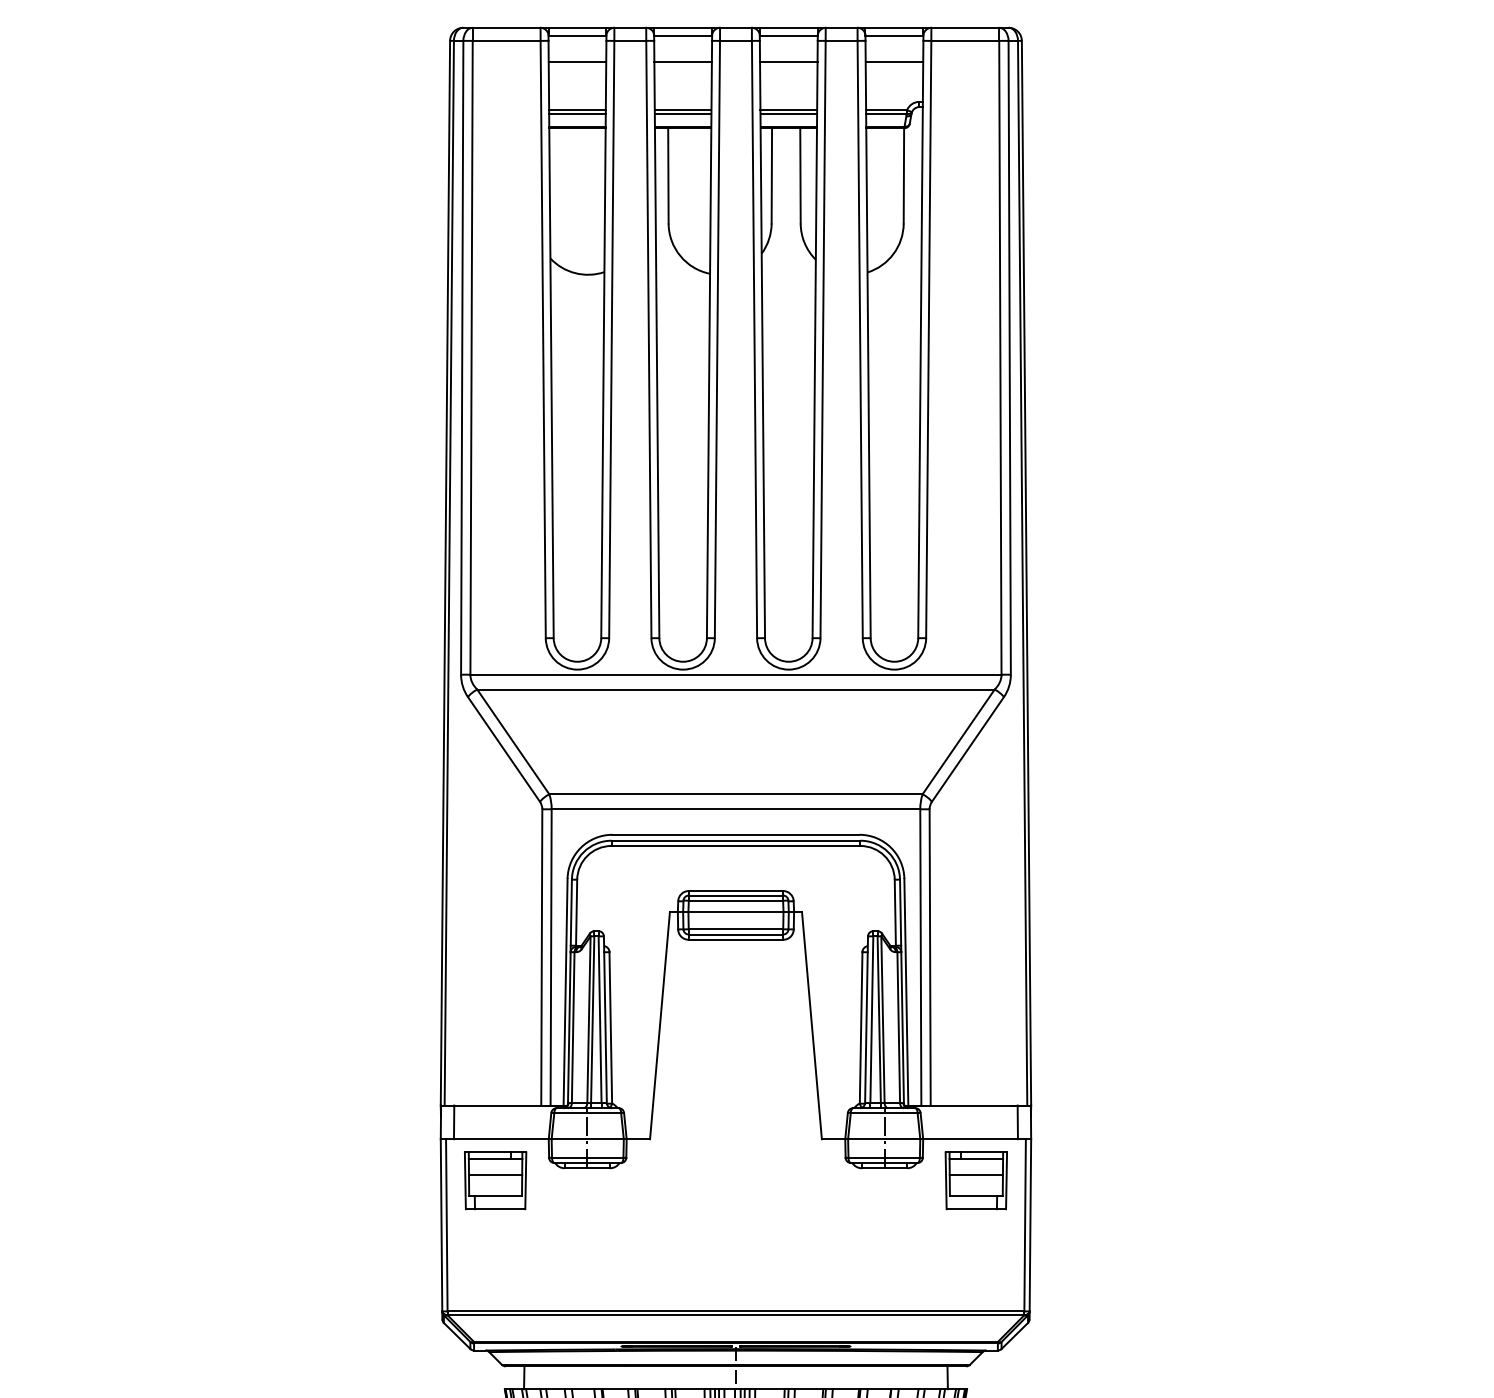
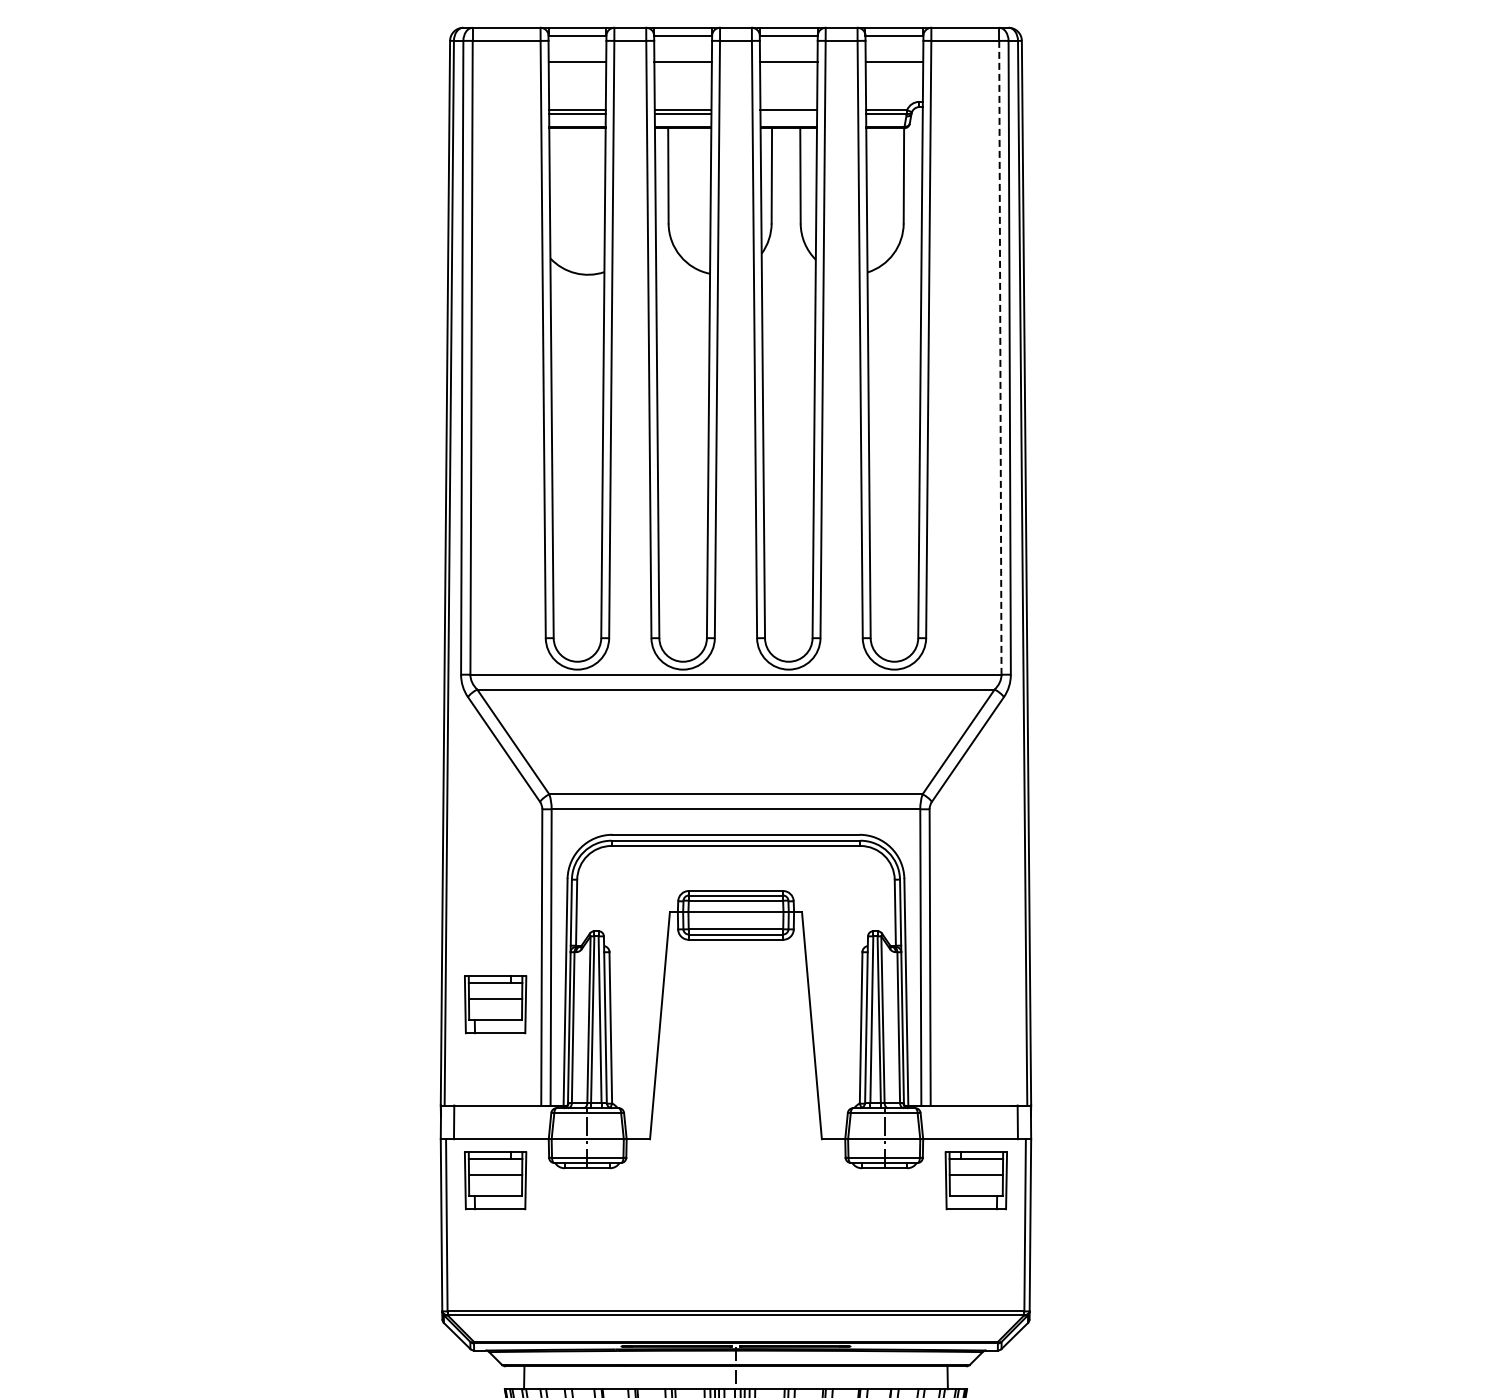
line: present -> none (788, 113)
line: solid -> dashed (1000, 357)
part: none -> present (495, 1004)
